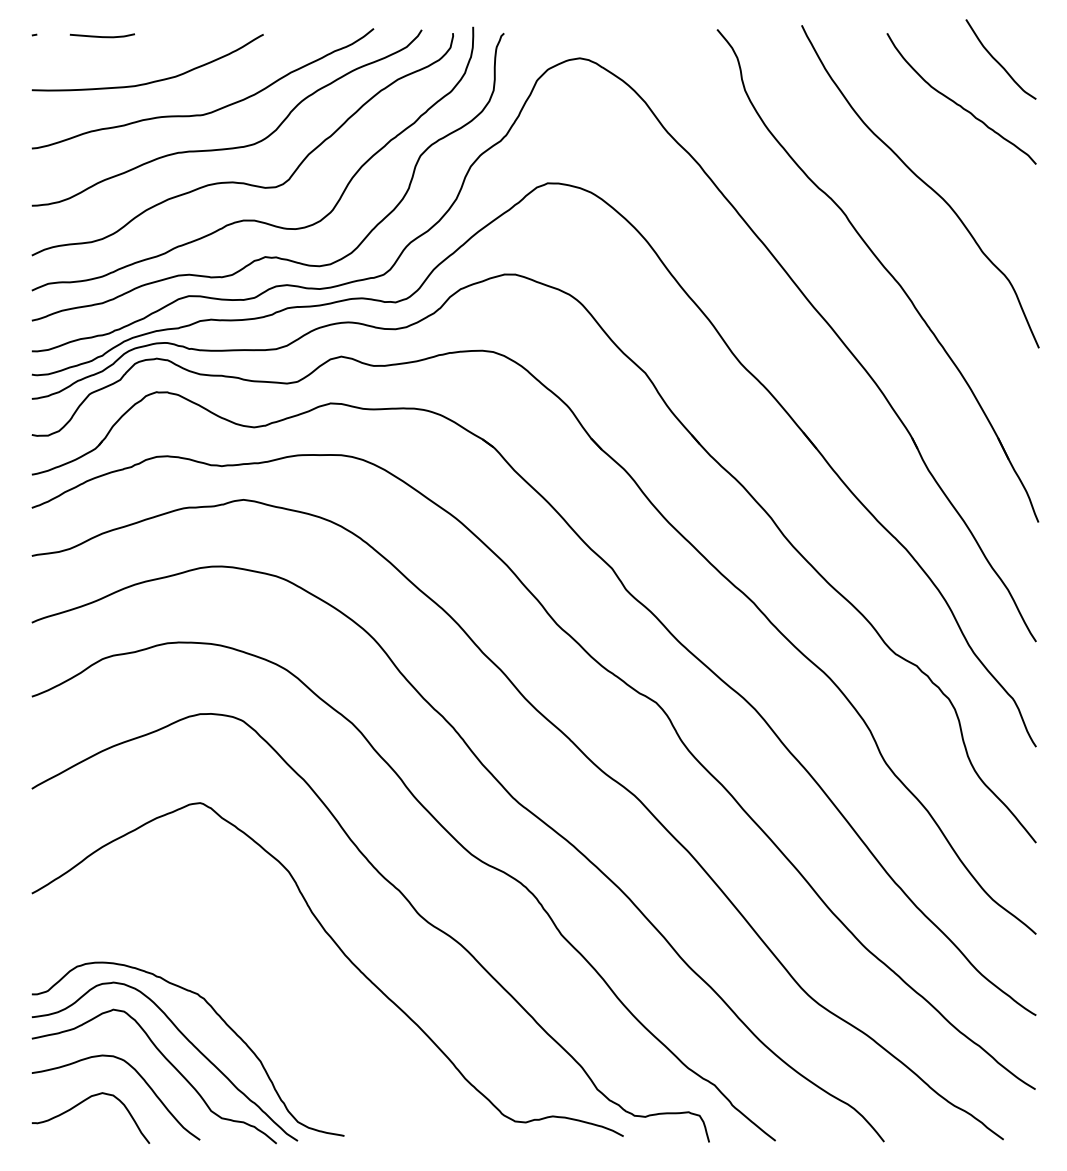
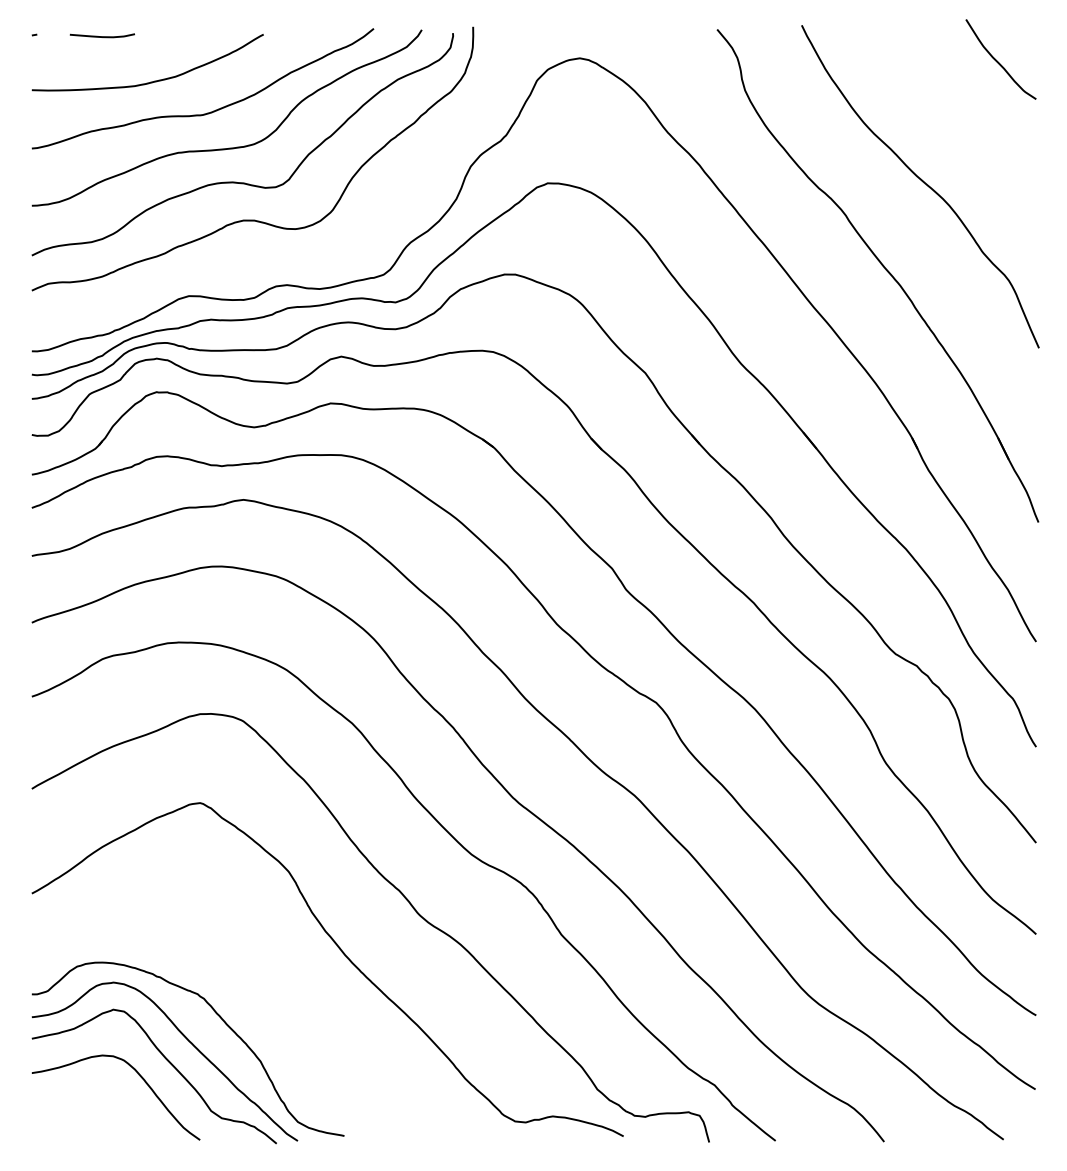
curve: present -> none (959, 104)
curve: present -> none (267, 256)
curve: present -> none (80, 1104)
